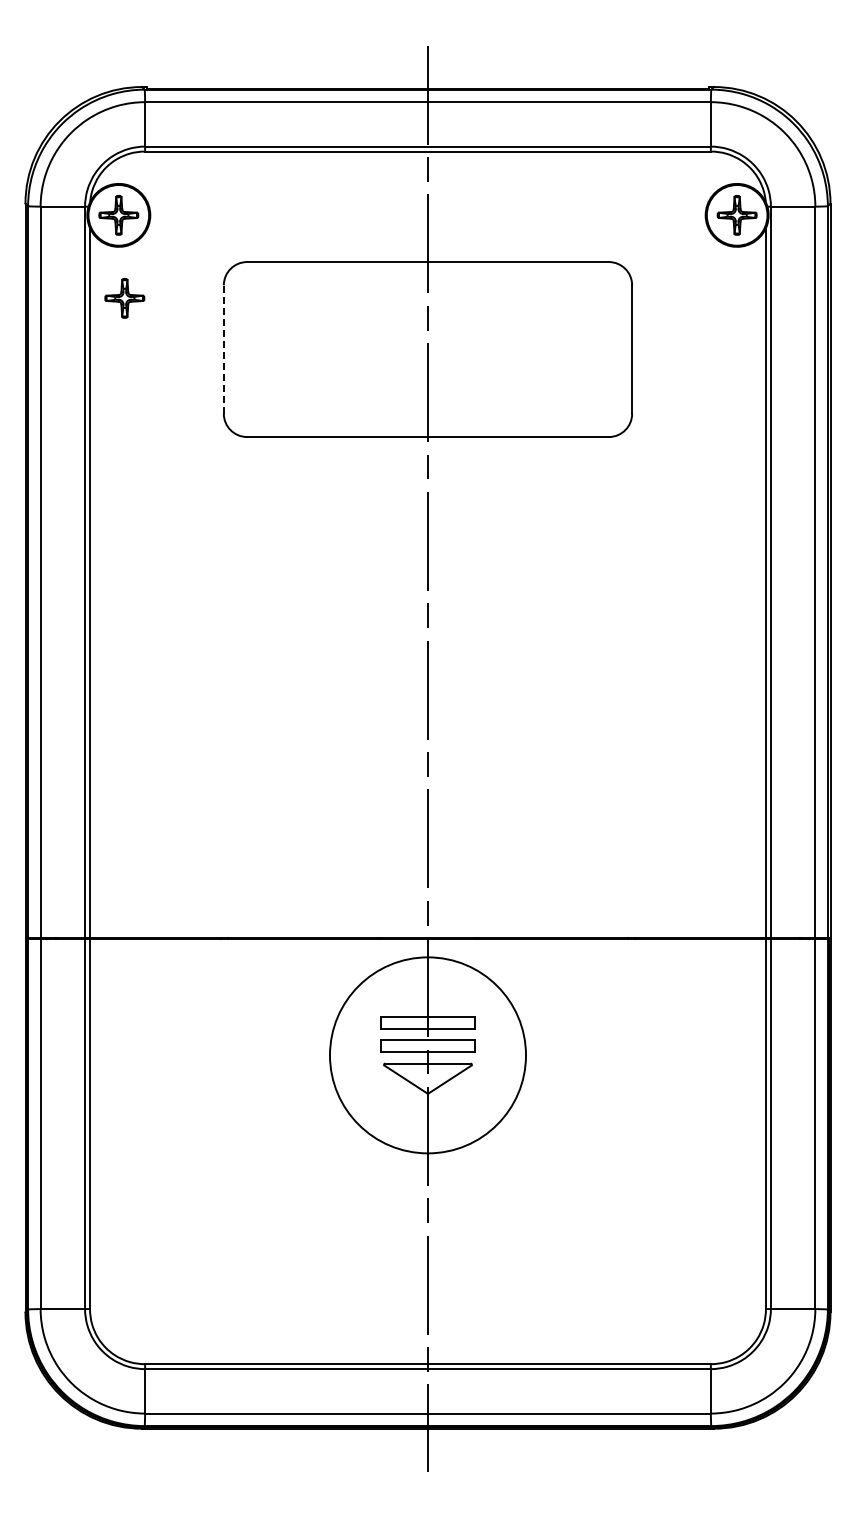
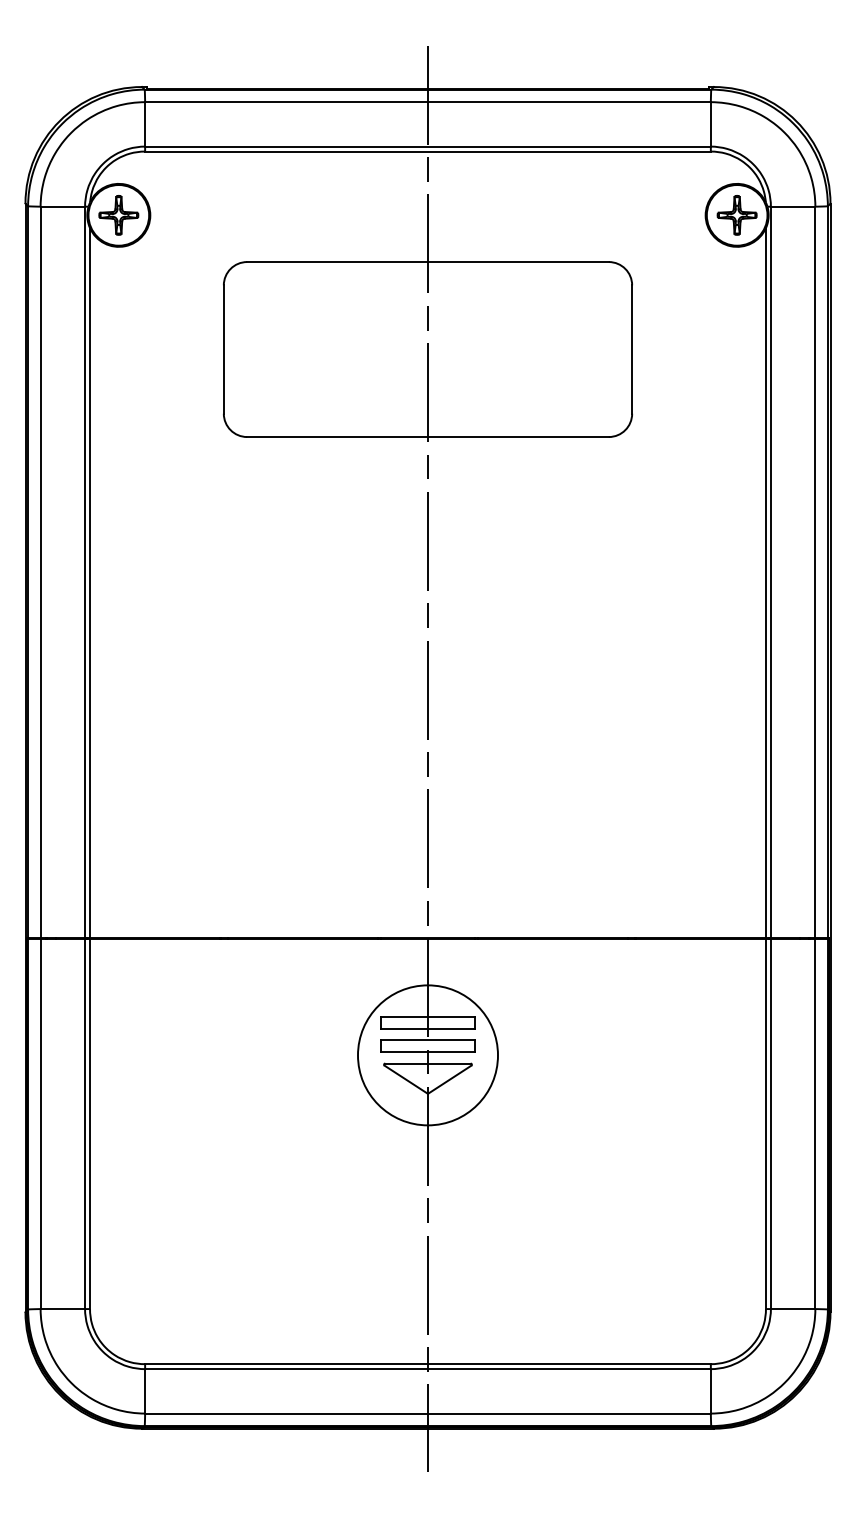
part: present -> none (124, 298)
line: dashed -> solid (223, 349)
circle diameter: 196 px -> 140 px (427, 1055)
